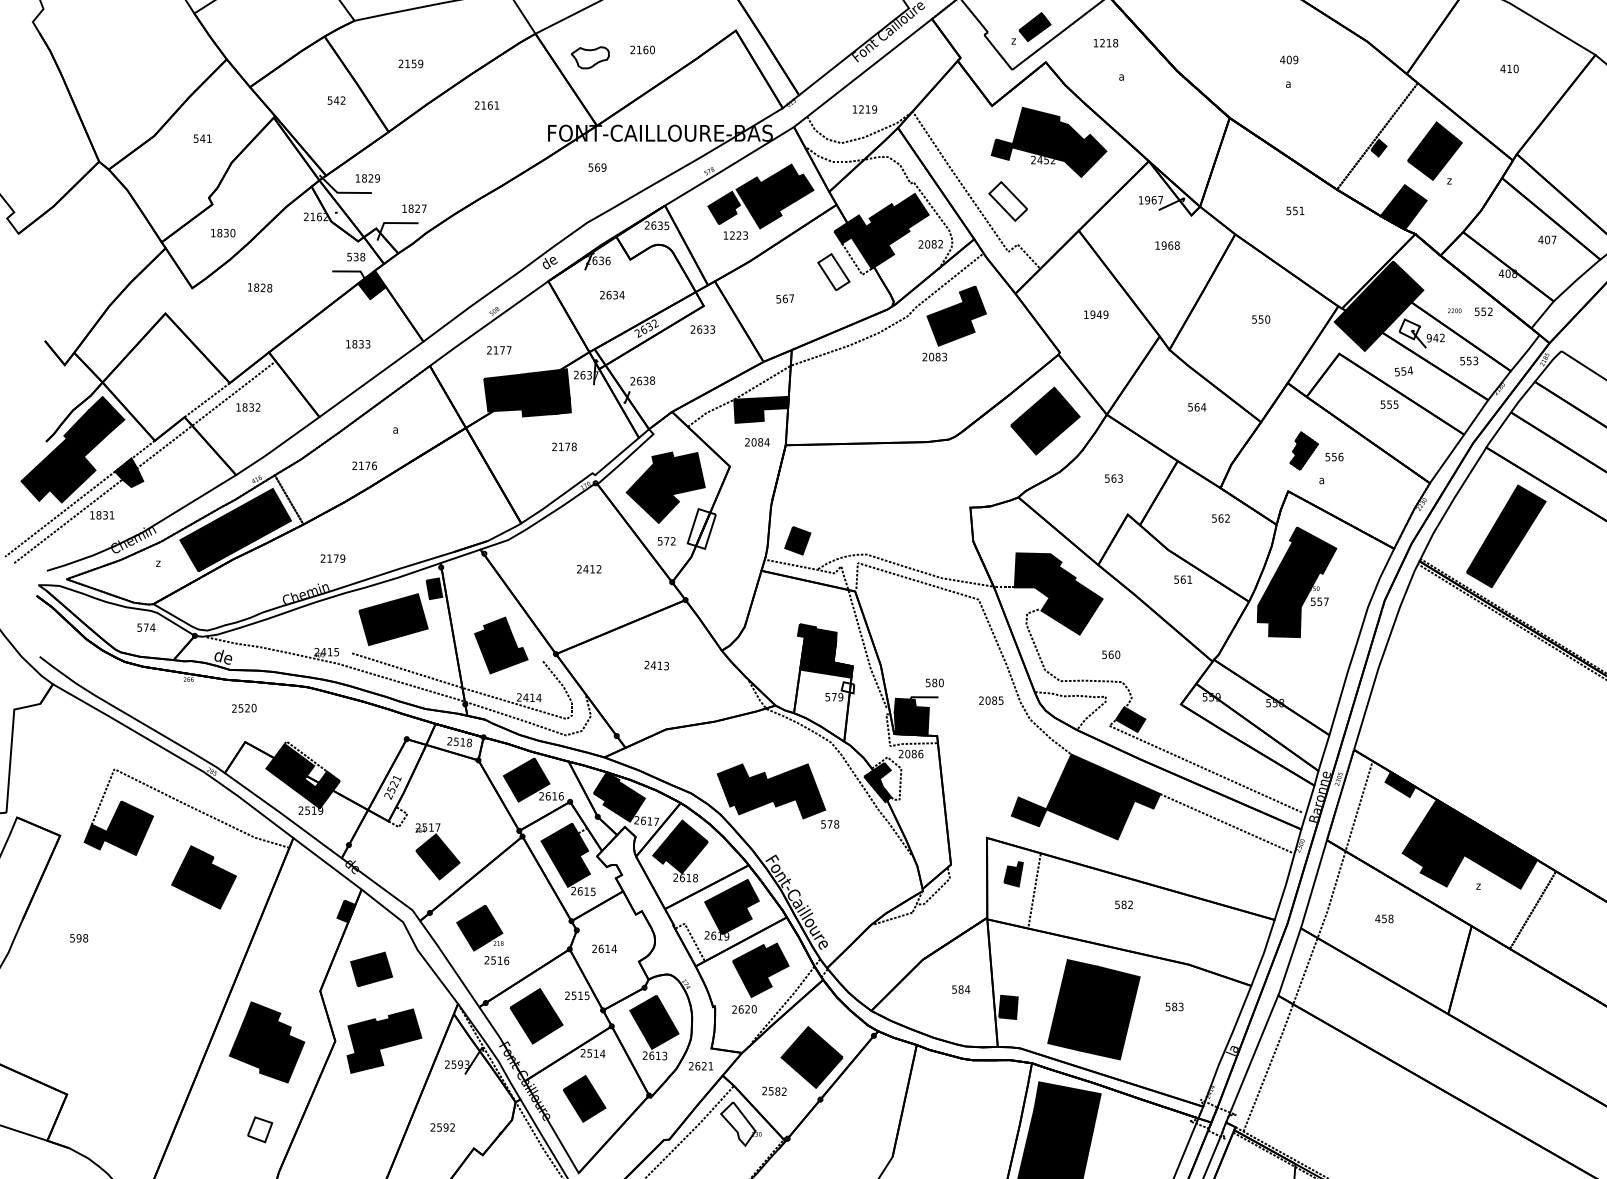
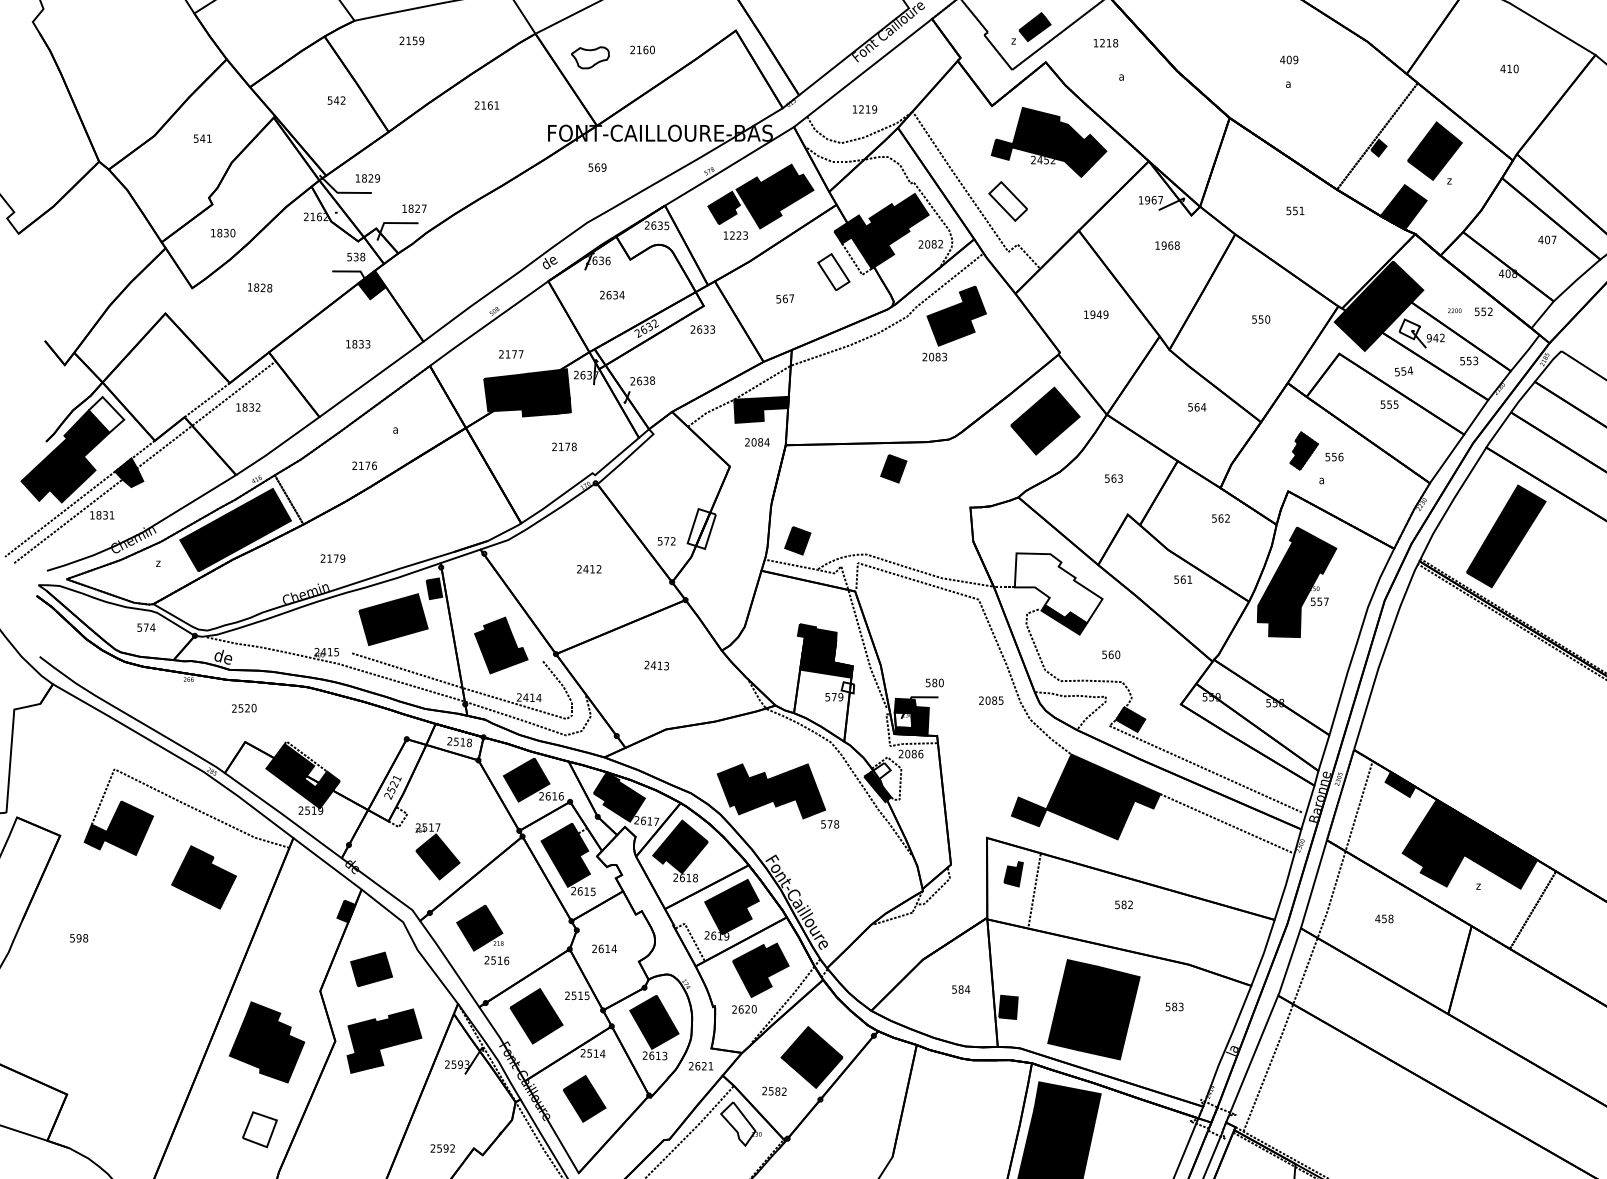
text position: (410, 63) -> (411, 40) (411, 40)
text position: (499, 350) -> (511, 354) (511, 354)
fill: present -> none (106, 414)
part: none -> present (893, 468)
part: present -> none (665, 487)
fill: present -> none (1058, 588)
fill: present -> none (903, 720)
fill: present -> none (880, 771)
text position: (442, 1127) -> (442, 1148) (442, 1148)
part size: 27x28 px -> 36x38 px (259, 1129)
